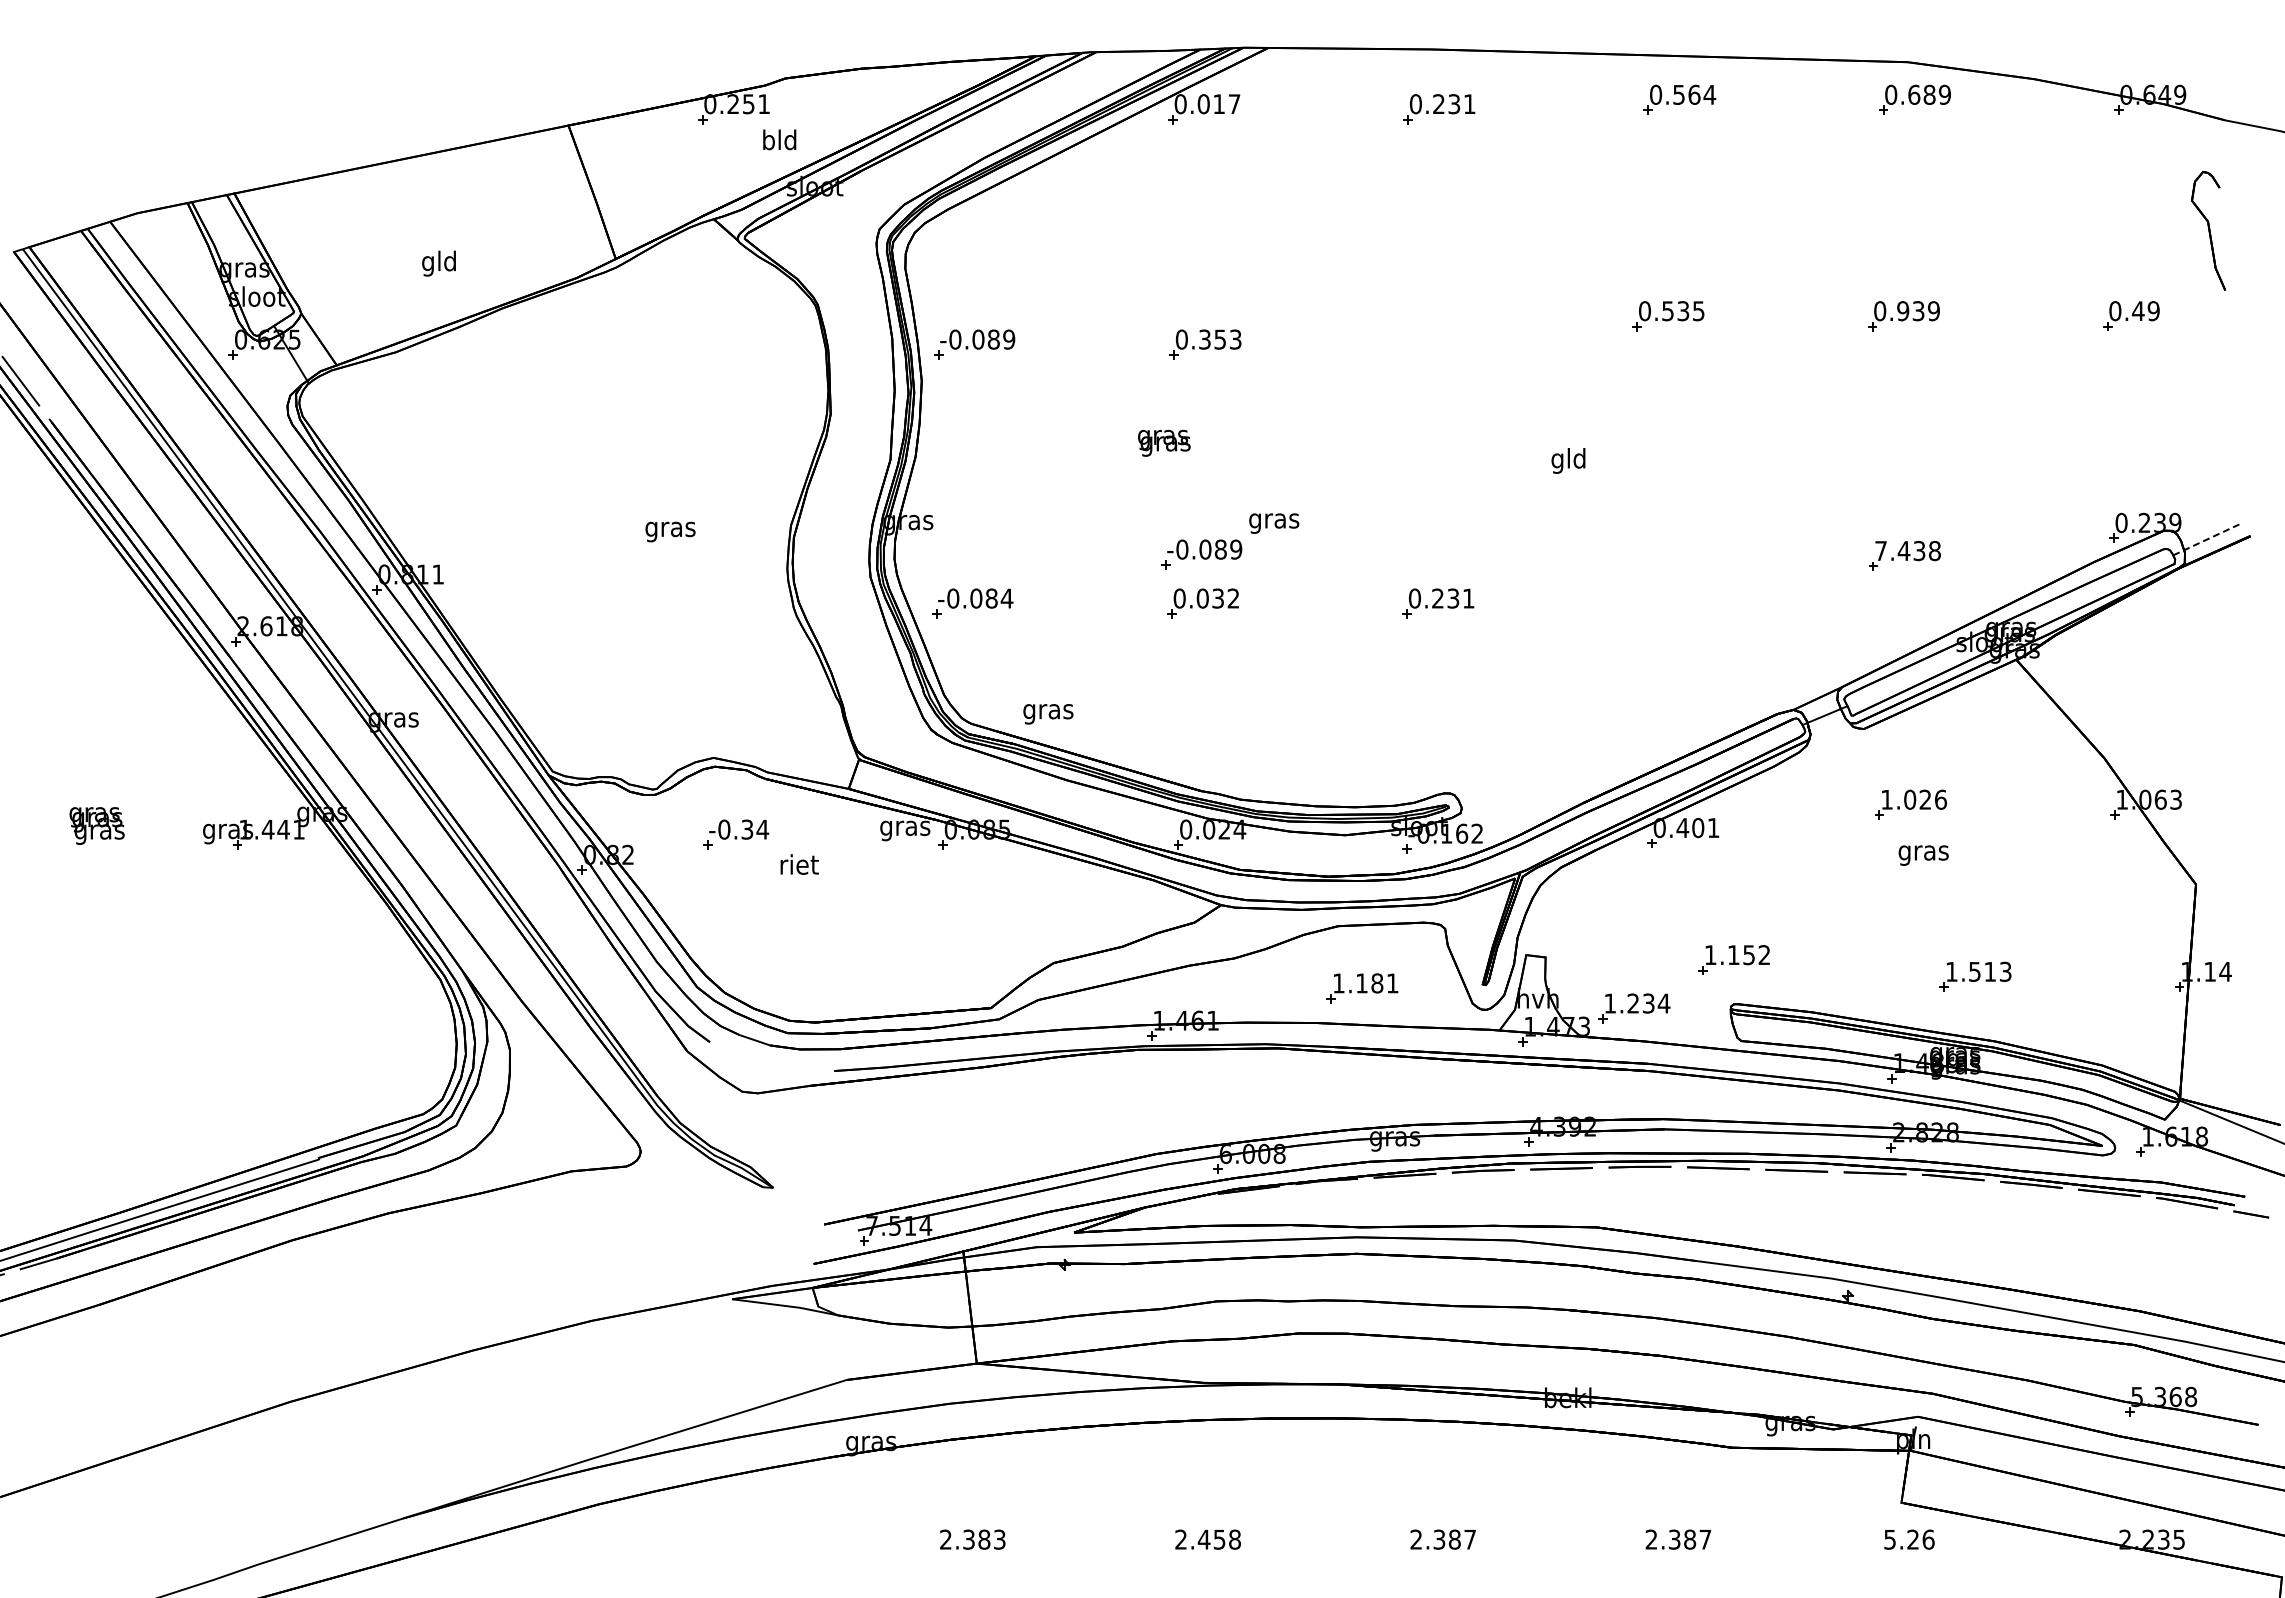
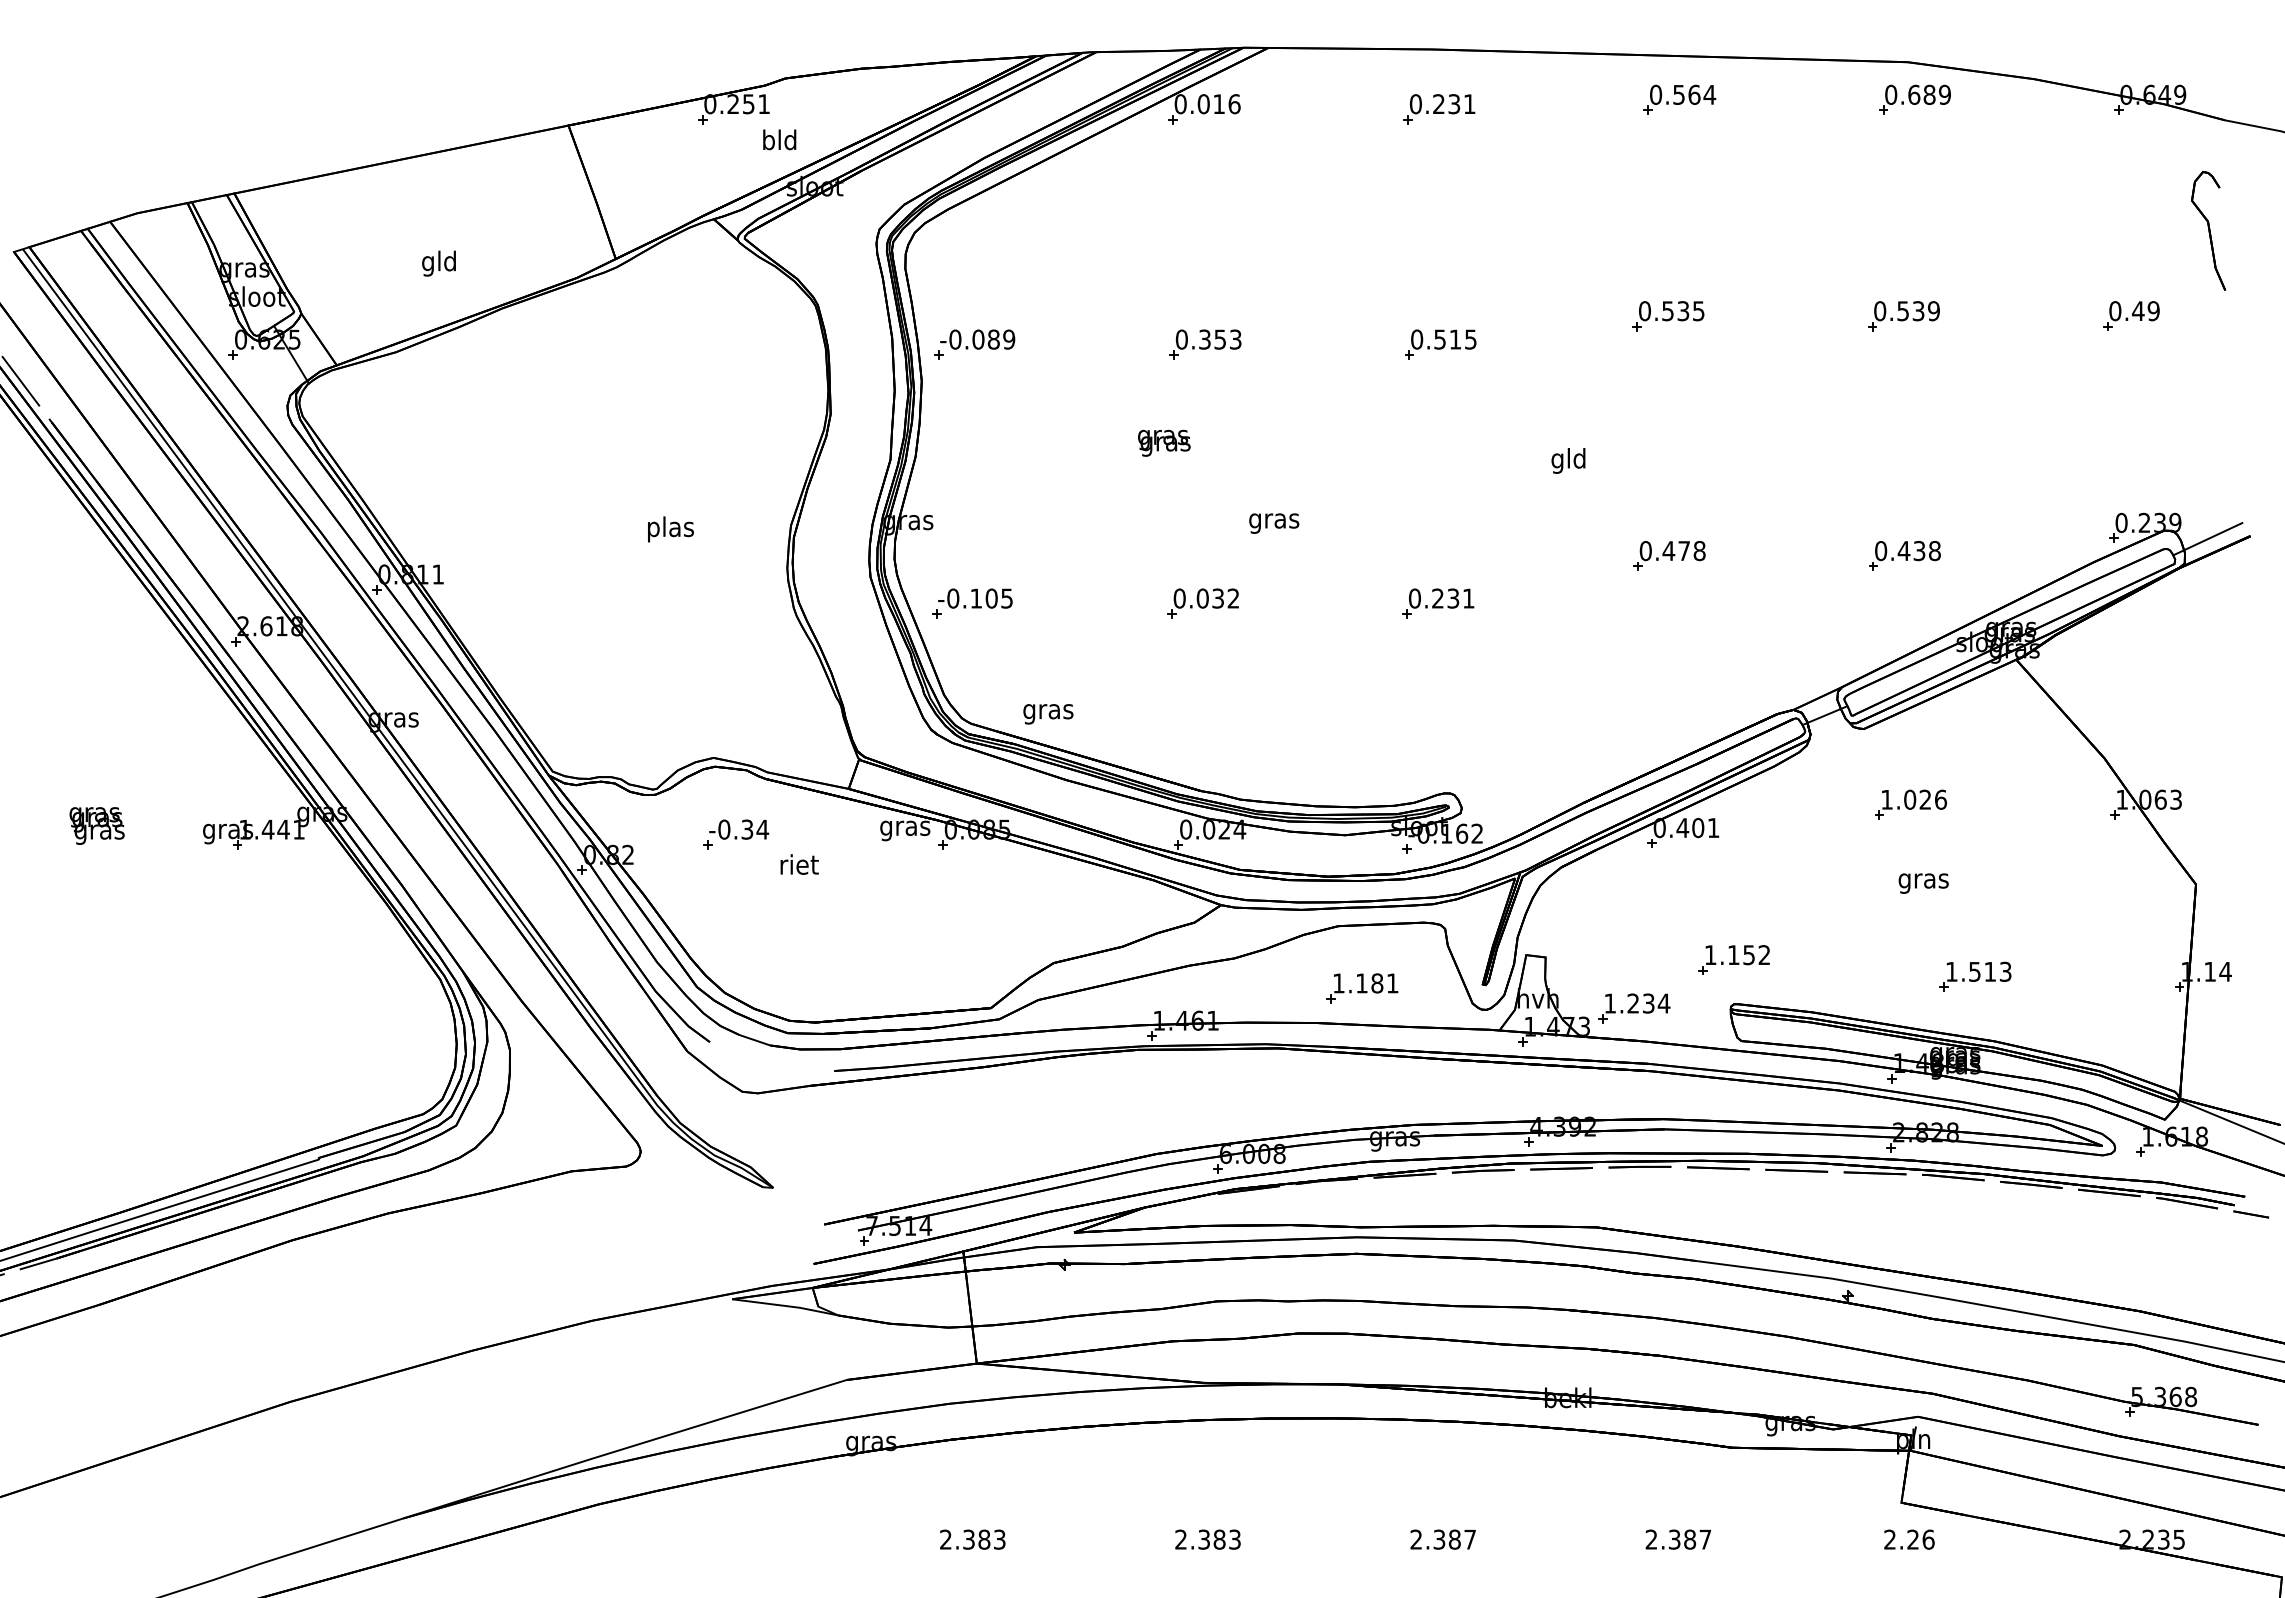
text: 0.017 -> 0.016 (1234, 104)
text: 0.939 -> 0.539 (1903, 310)
part: none -> present (1440, 344)
text: gras -> plas (670, 529)
line: dashed -> solid (2208, 538)
text: 7.438 -> 0.438 (1881, 551)
part: present -> none (1201, 554)
part: none -> present (1669, 555)
text: -0.084 -> -0.105 (991, 598)
text position: (1923, 855) -> (1923, 883) (1923, 883)
text: 2.458 -> 2.383 (1218, 1539)
text: 5.26 -> 2.26 (1889, 1539)
